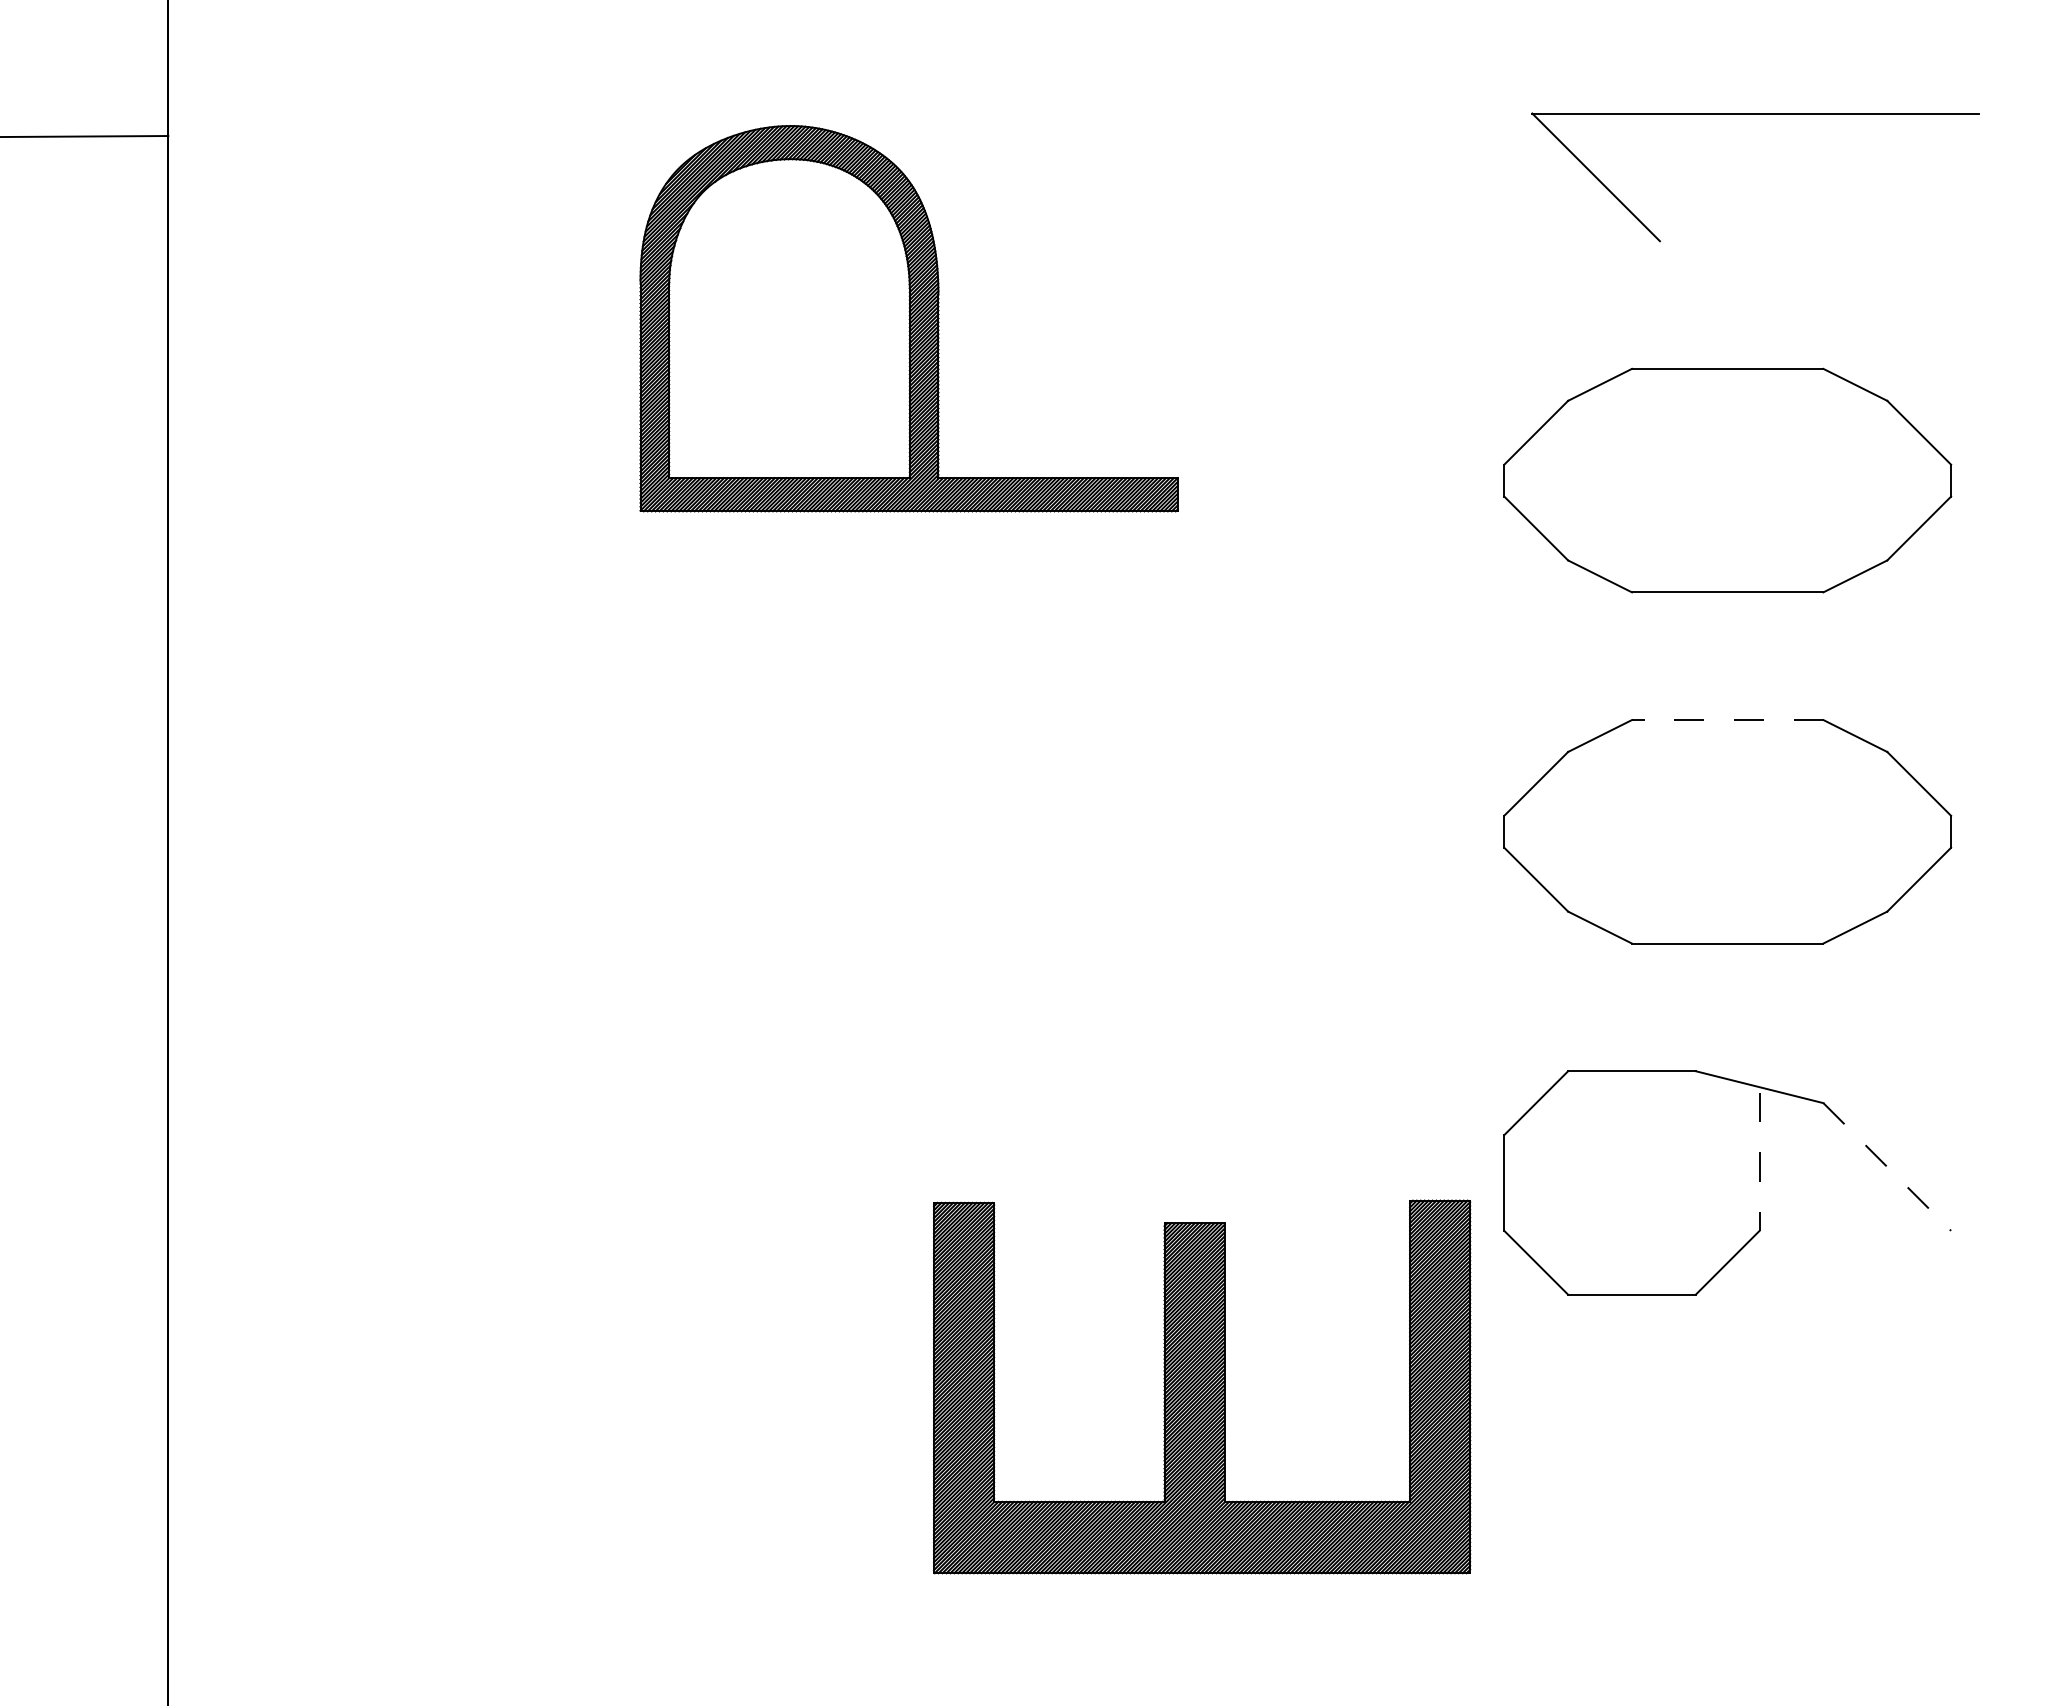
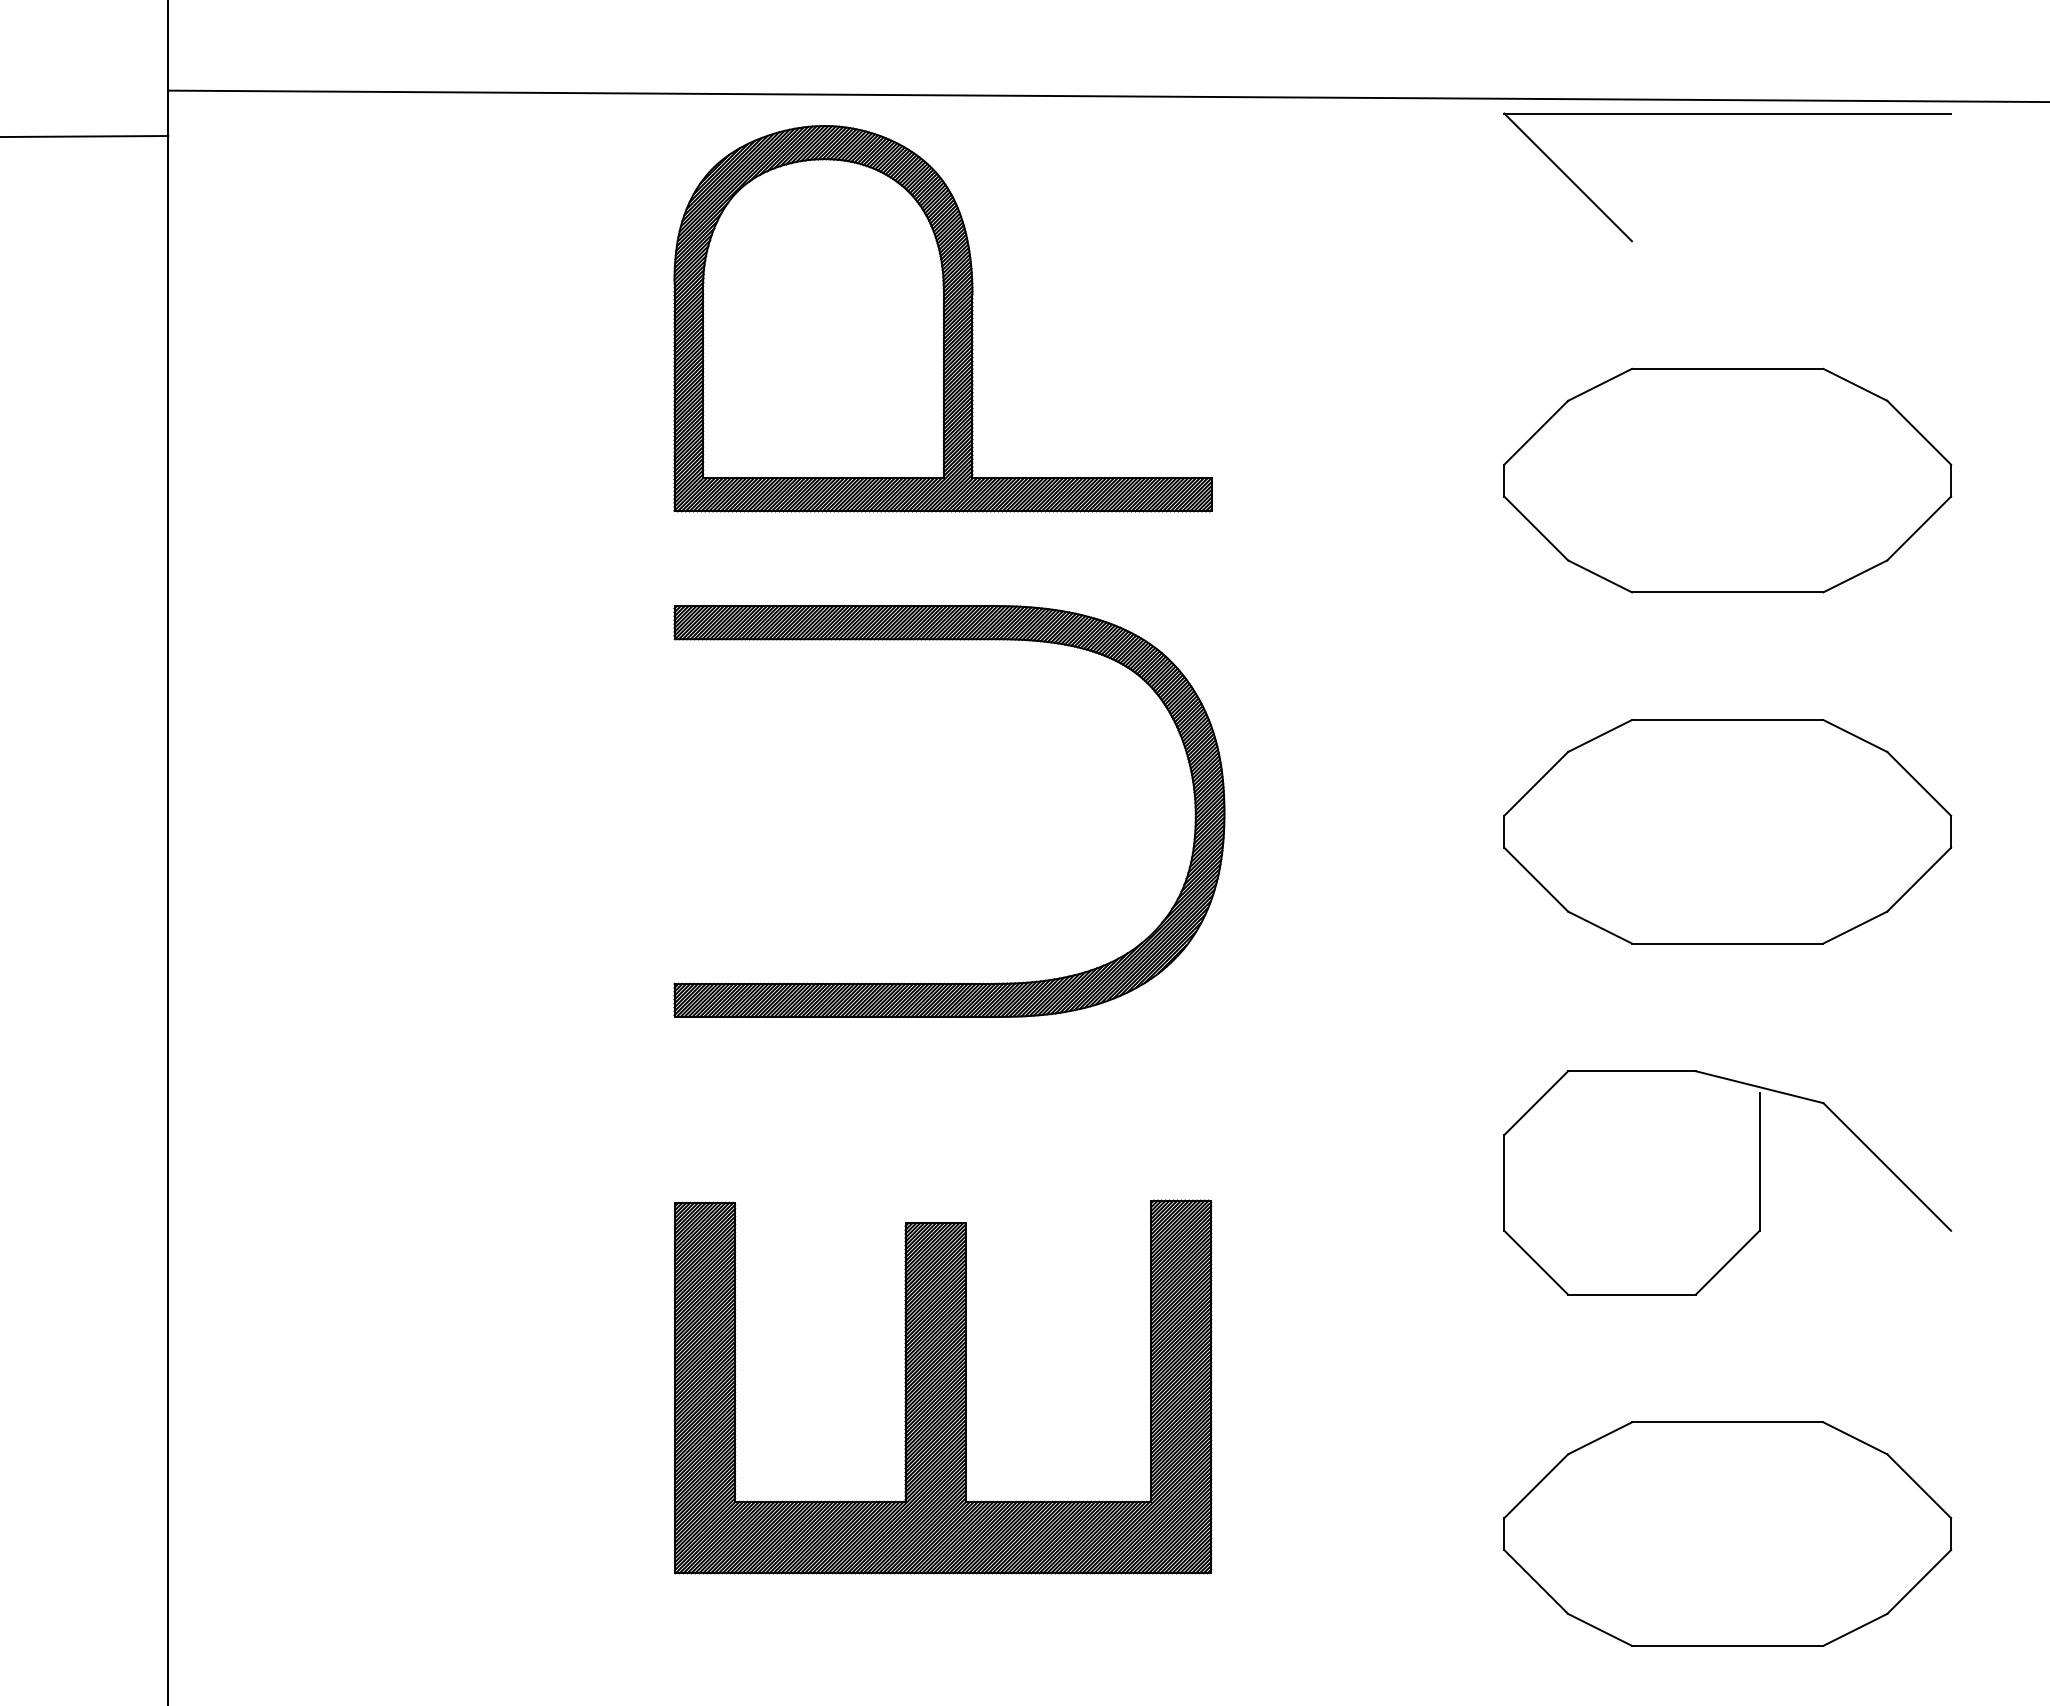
line: none -> present (1107, 96)
part position: (1755, 114) -> (1727, 114) (1727, 114)
part position: (908, 318) -> (942, 318) (942, 318)
part: none -> present (949, 640)
line: dashed -> solid (1727, 720)
line: dashed -> solid (1759, 1162)
line: dashed -> solid (1887, 1167)
part position: (1202, 1386) -> (943, 1386) (943, 1386)
part: none -> present (1727, 1533)
